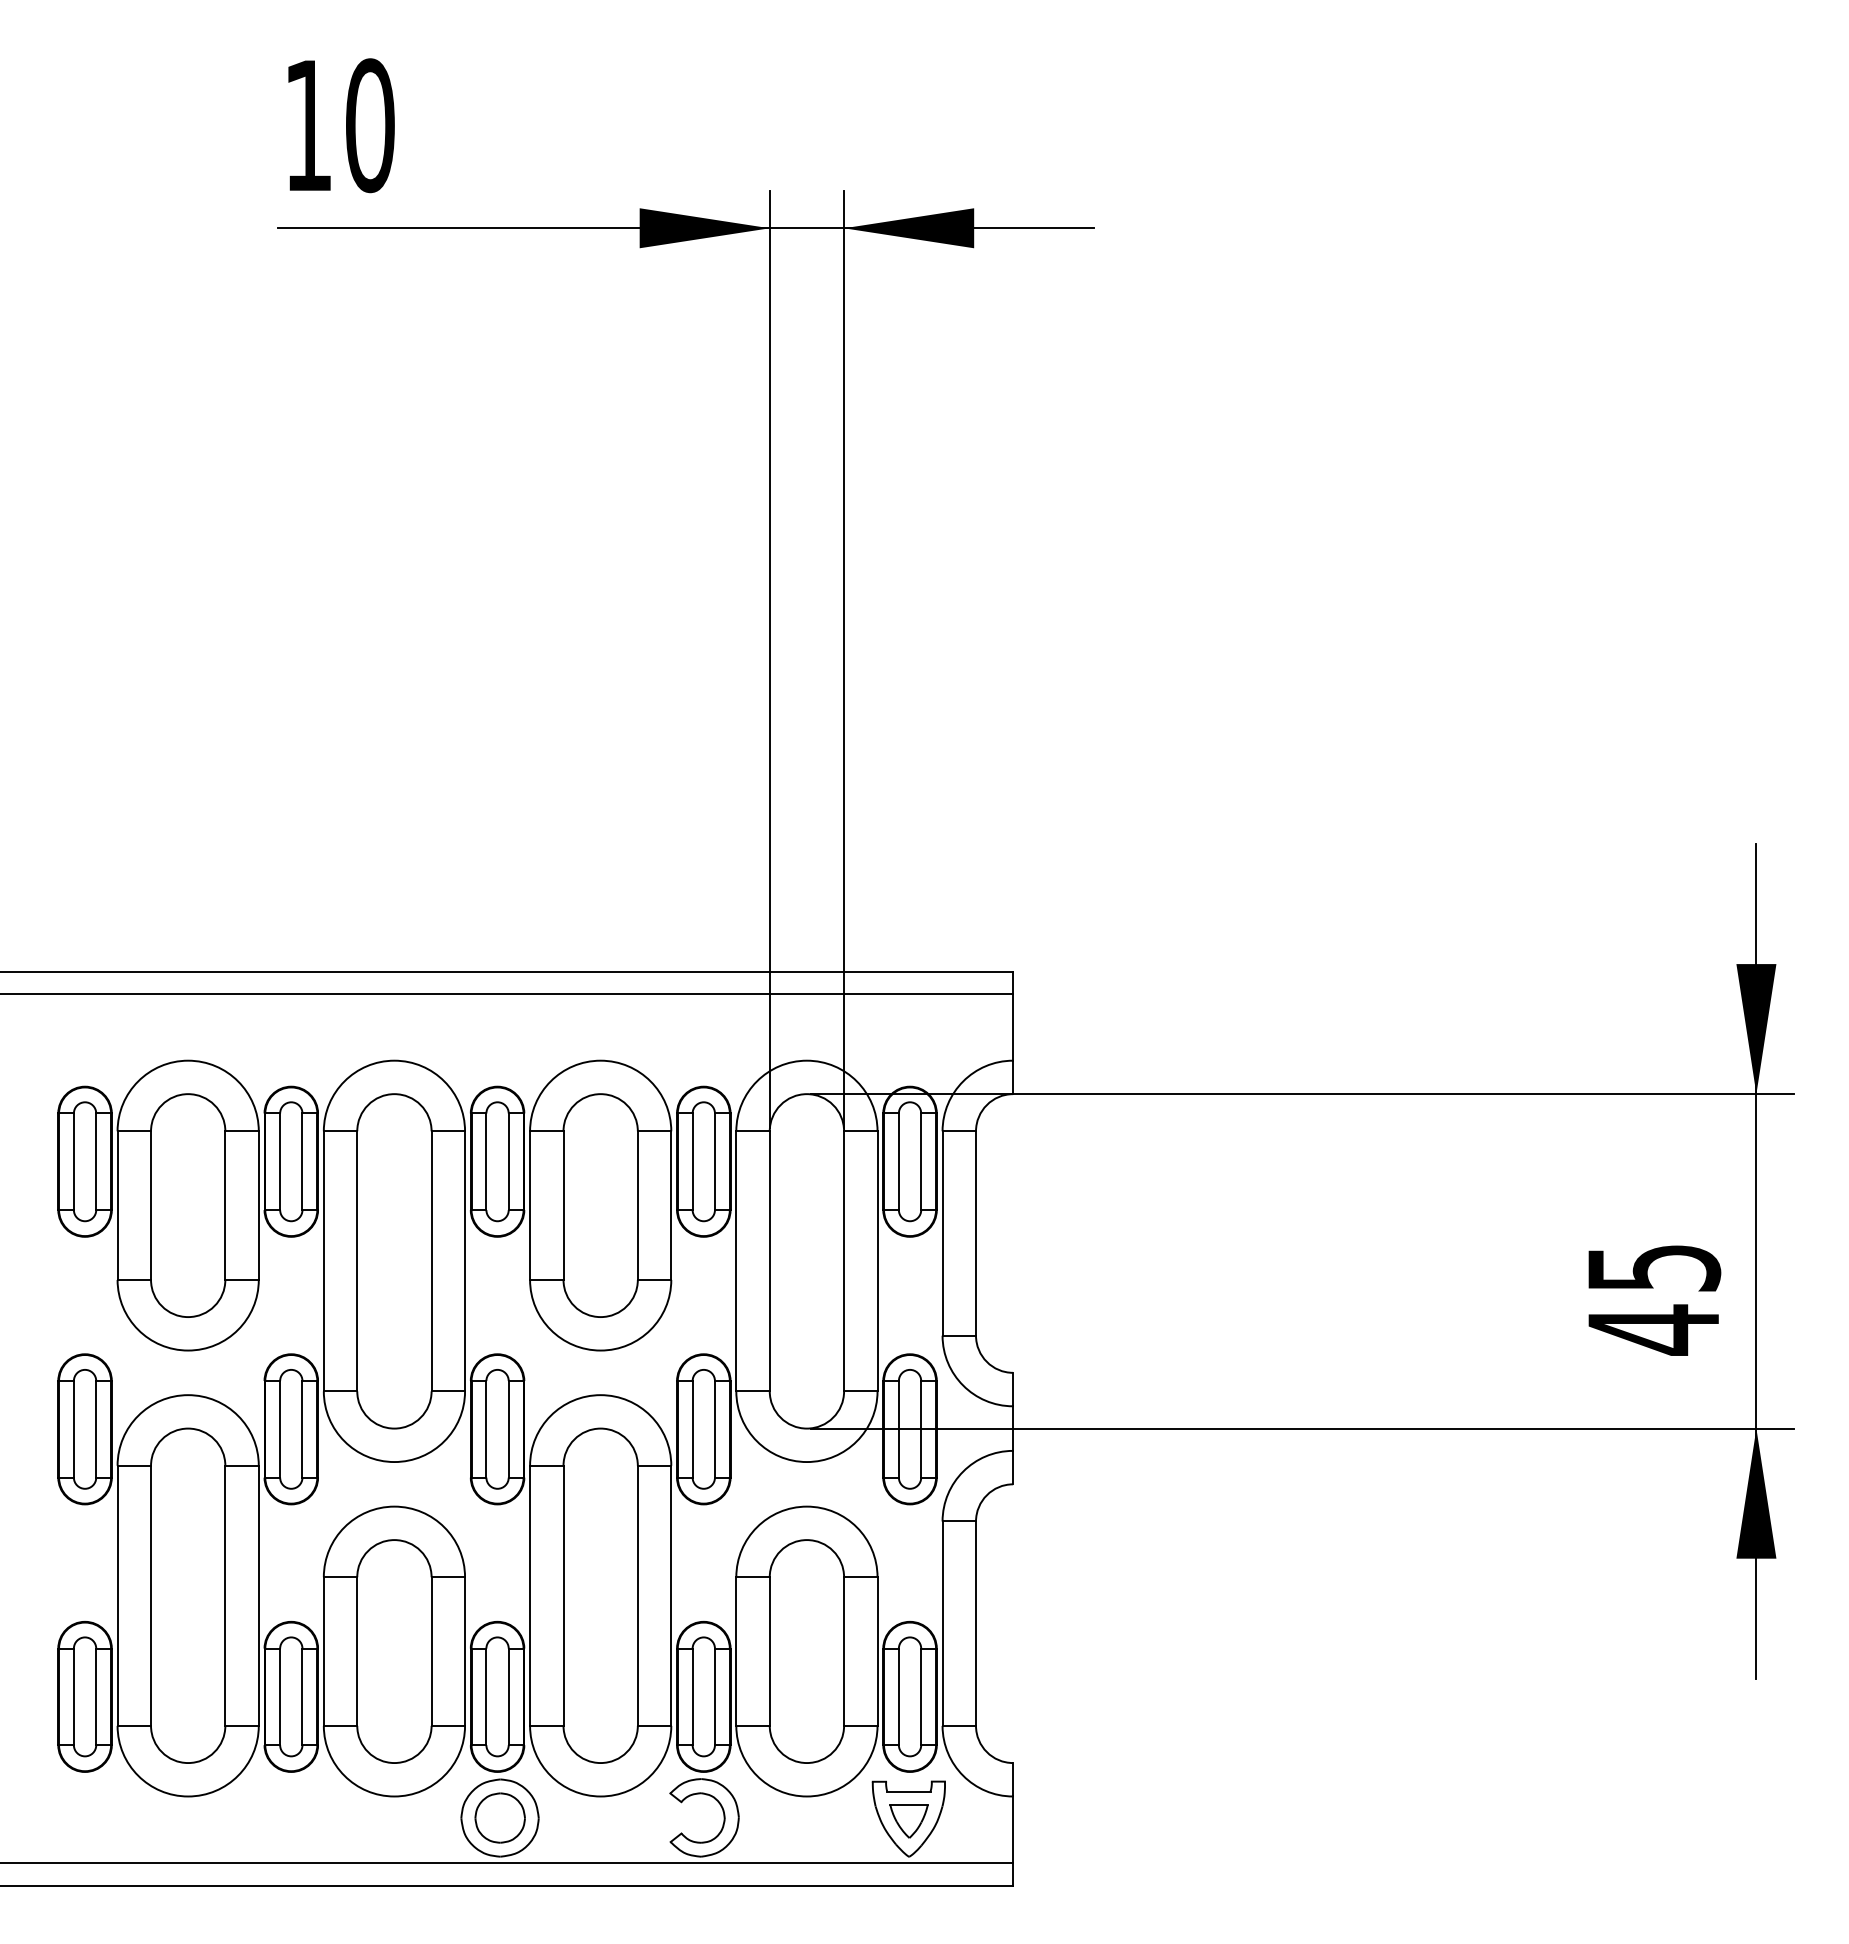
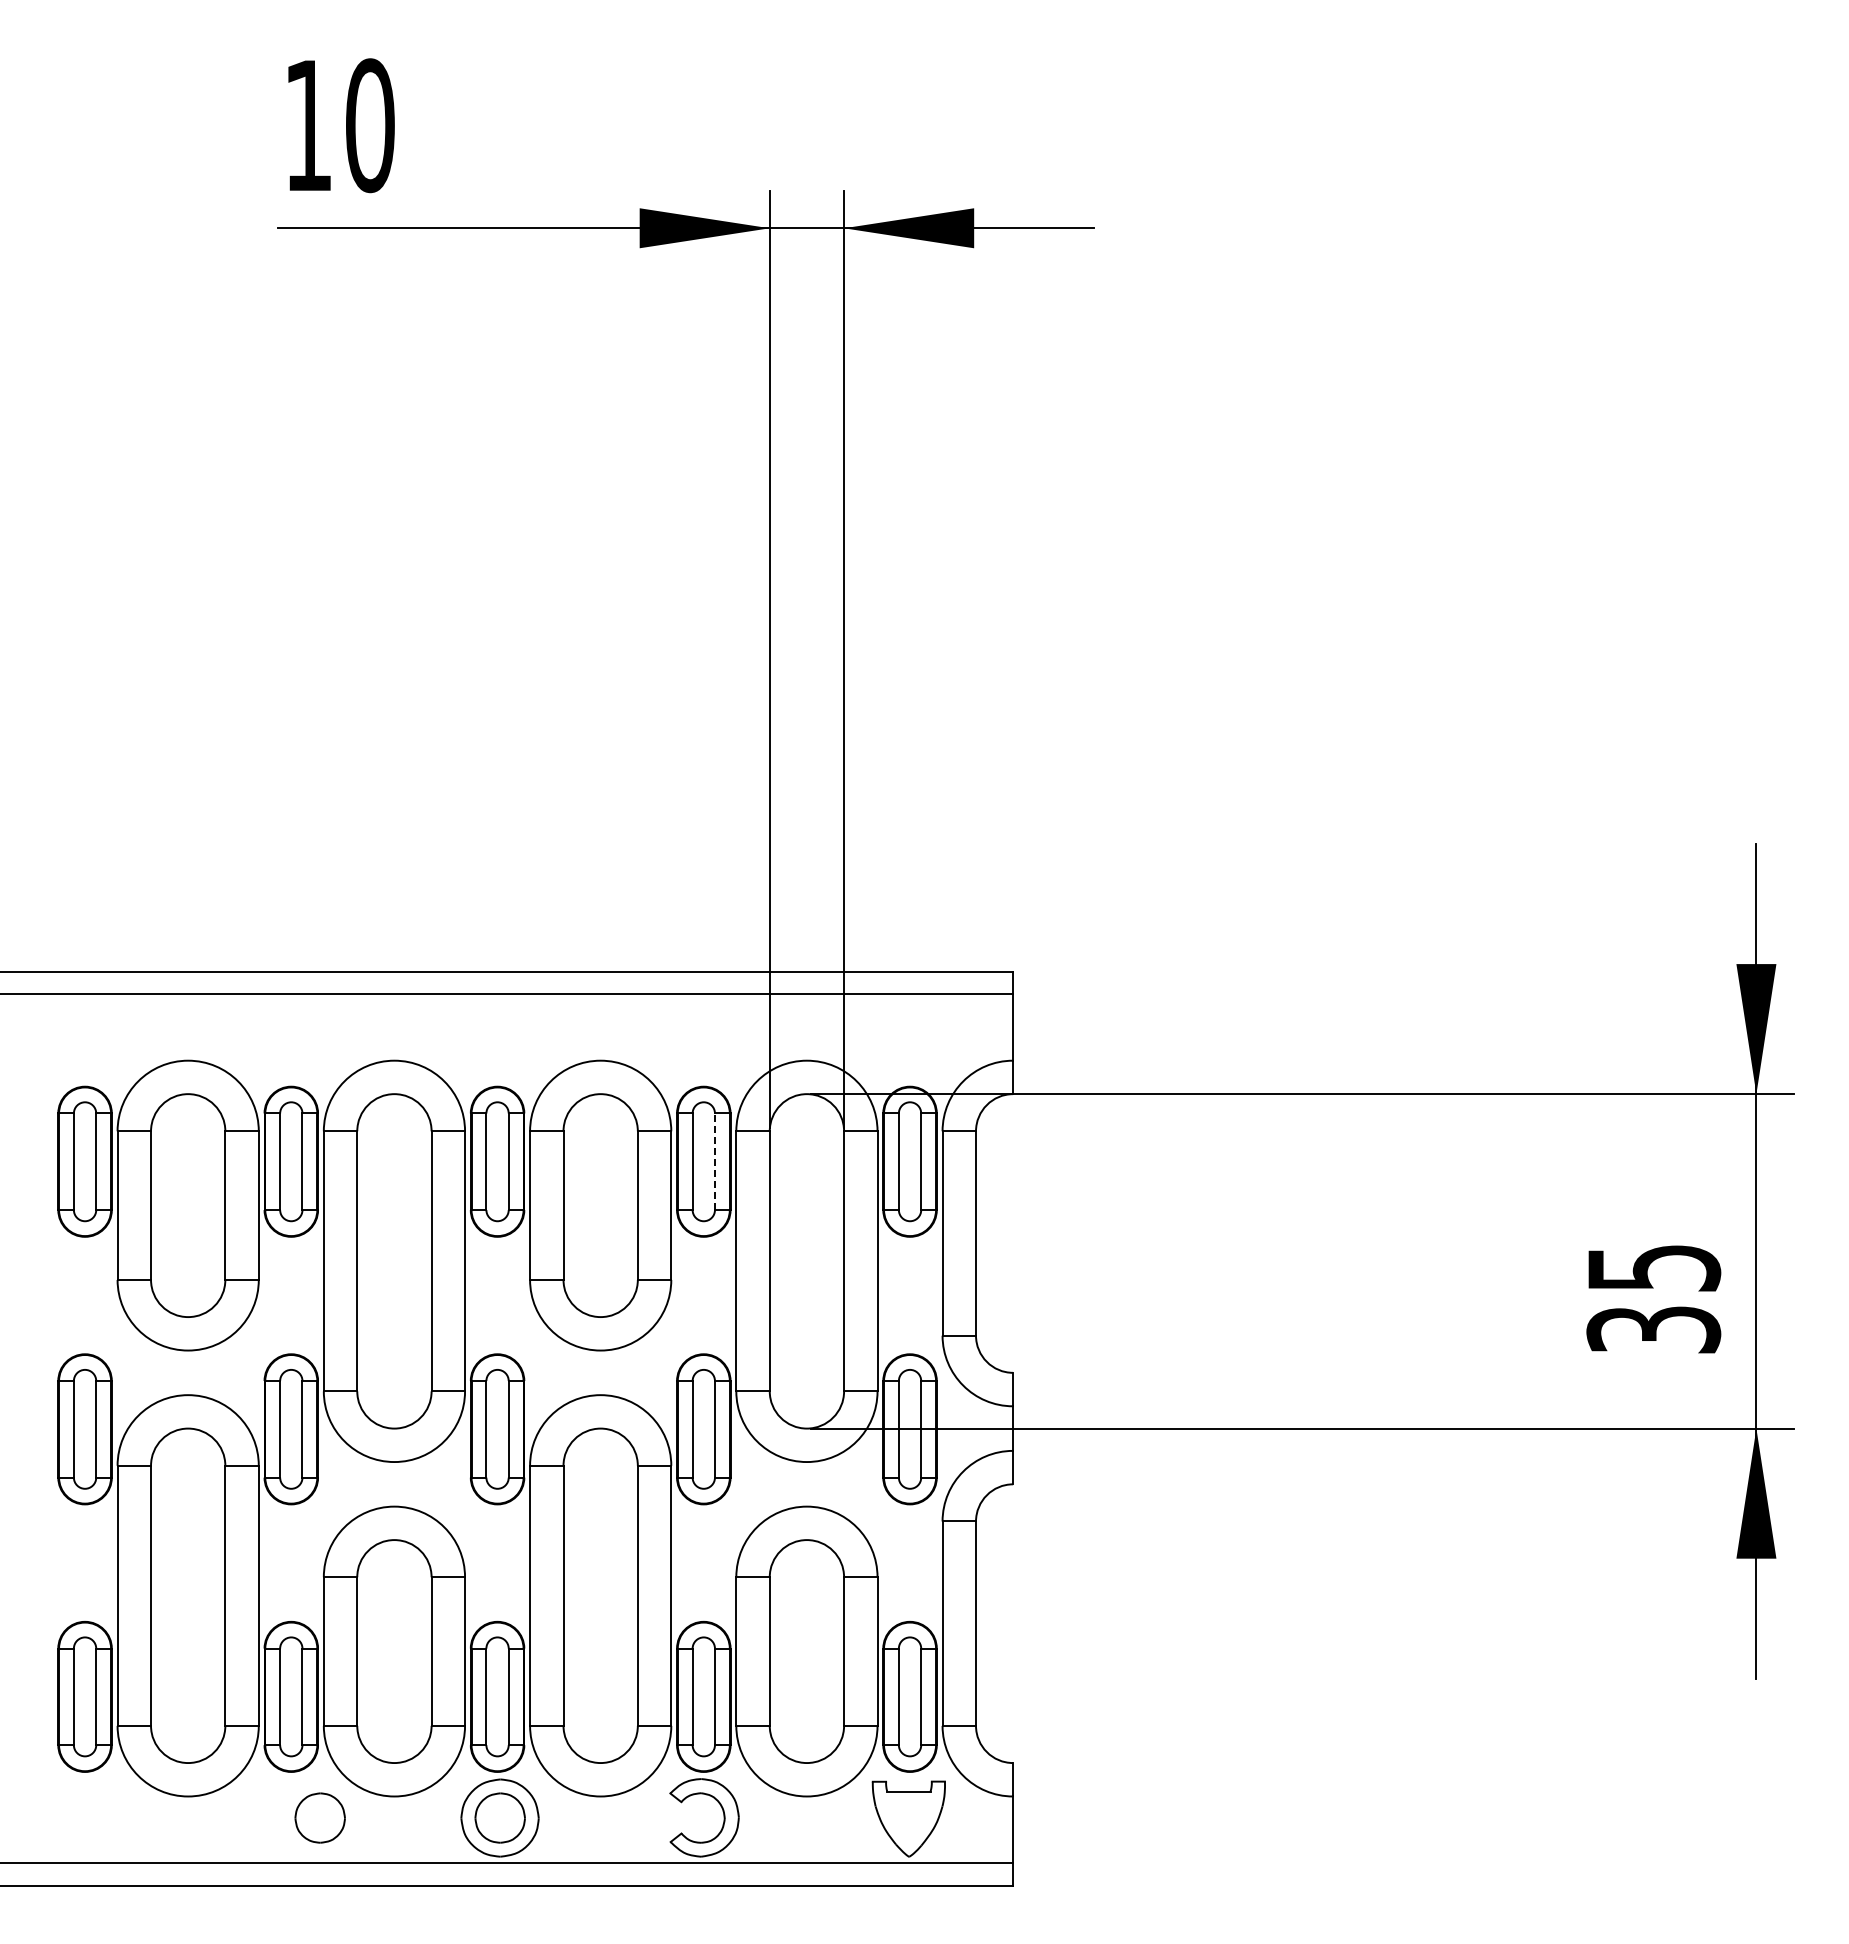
line: solid -> dashed (714, 1161)
text: 45 -> 35 (1653, 1329)
part: none -> present (319, 1817)
part: present -> none (908, 1821)
